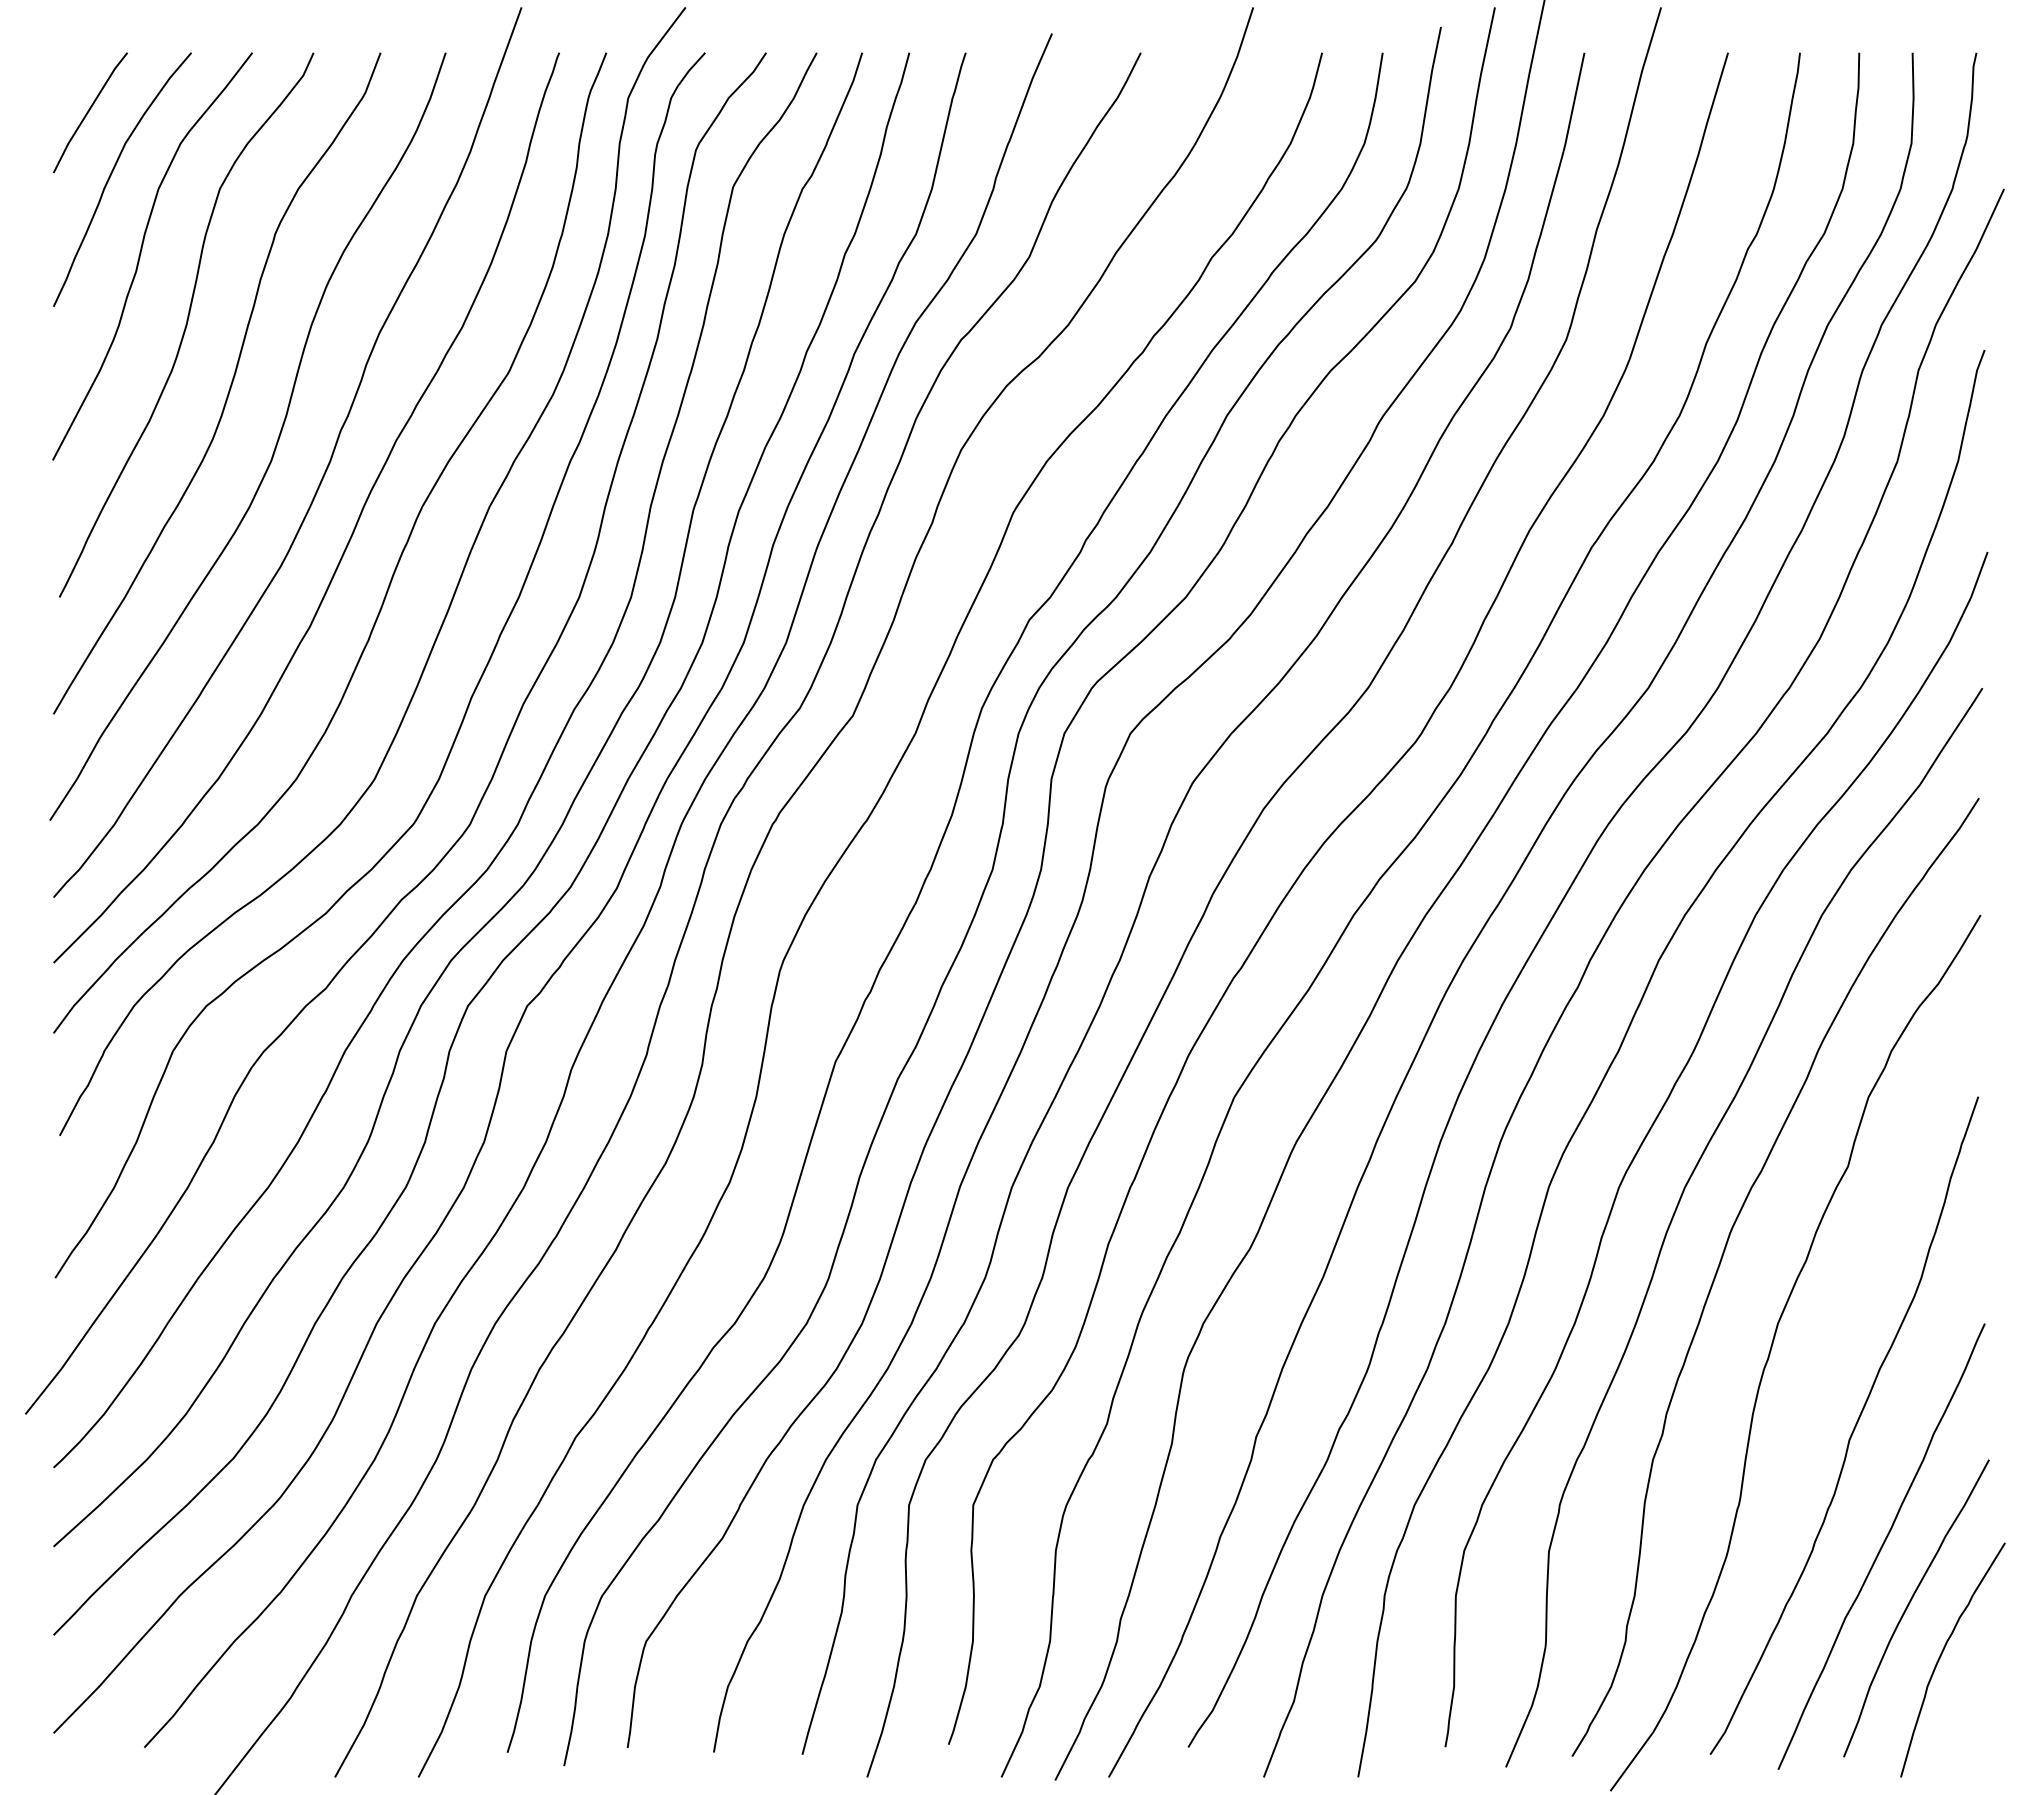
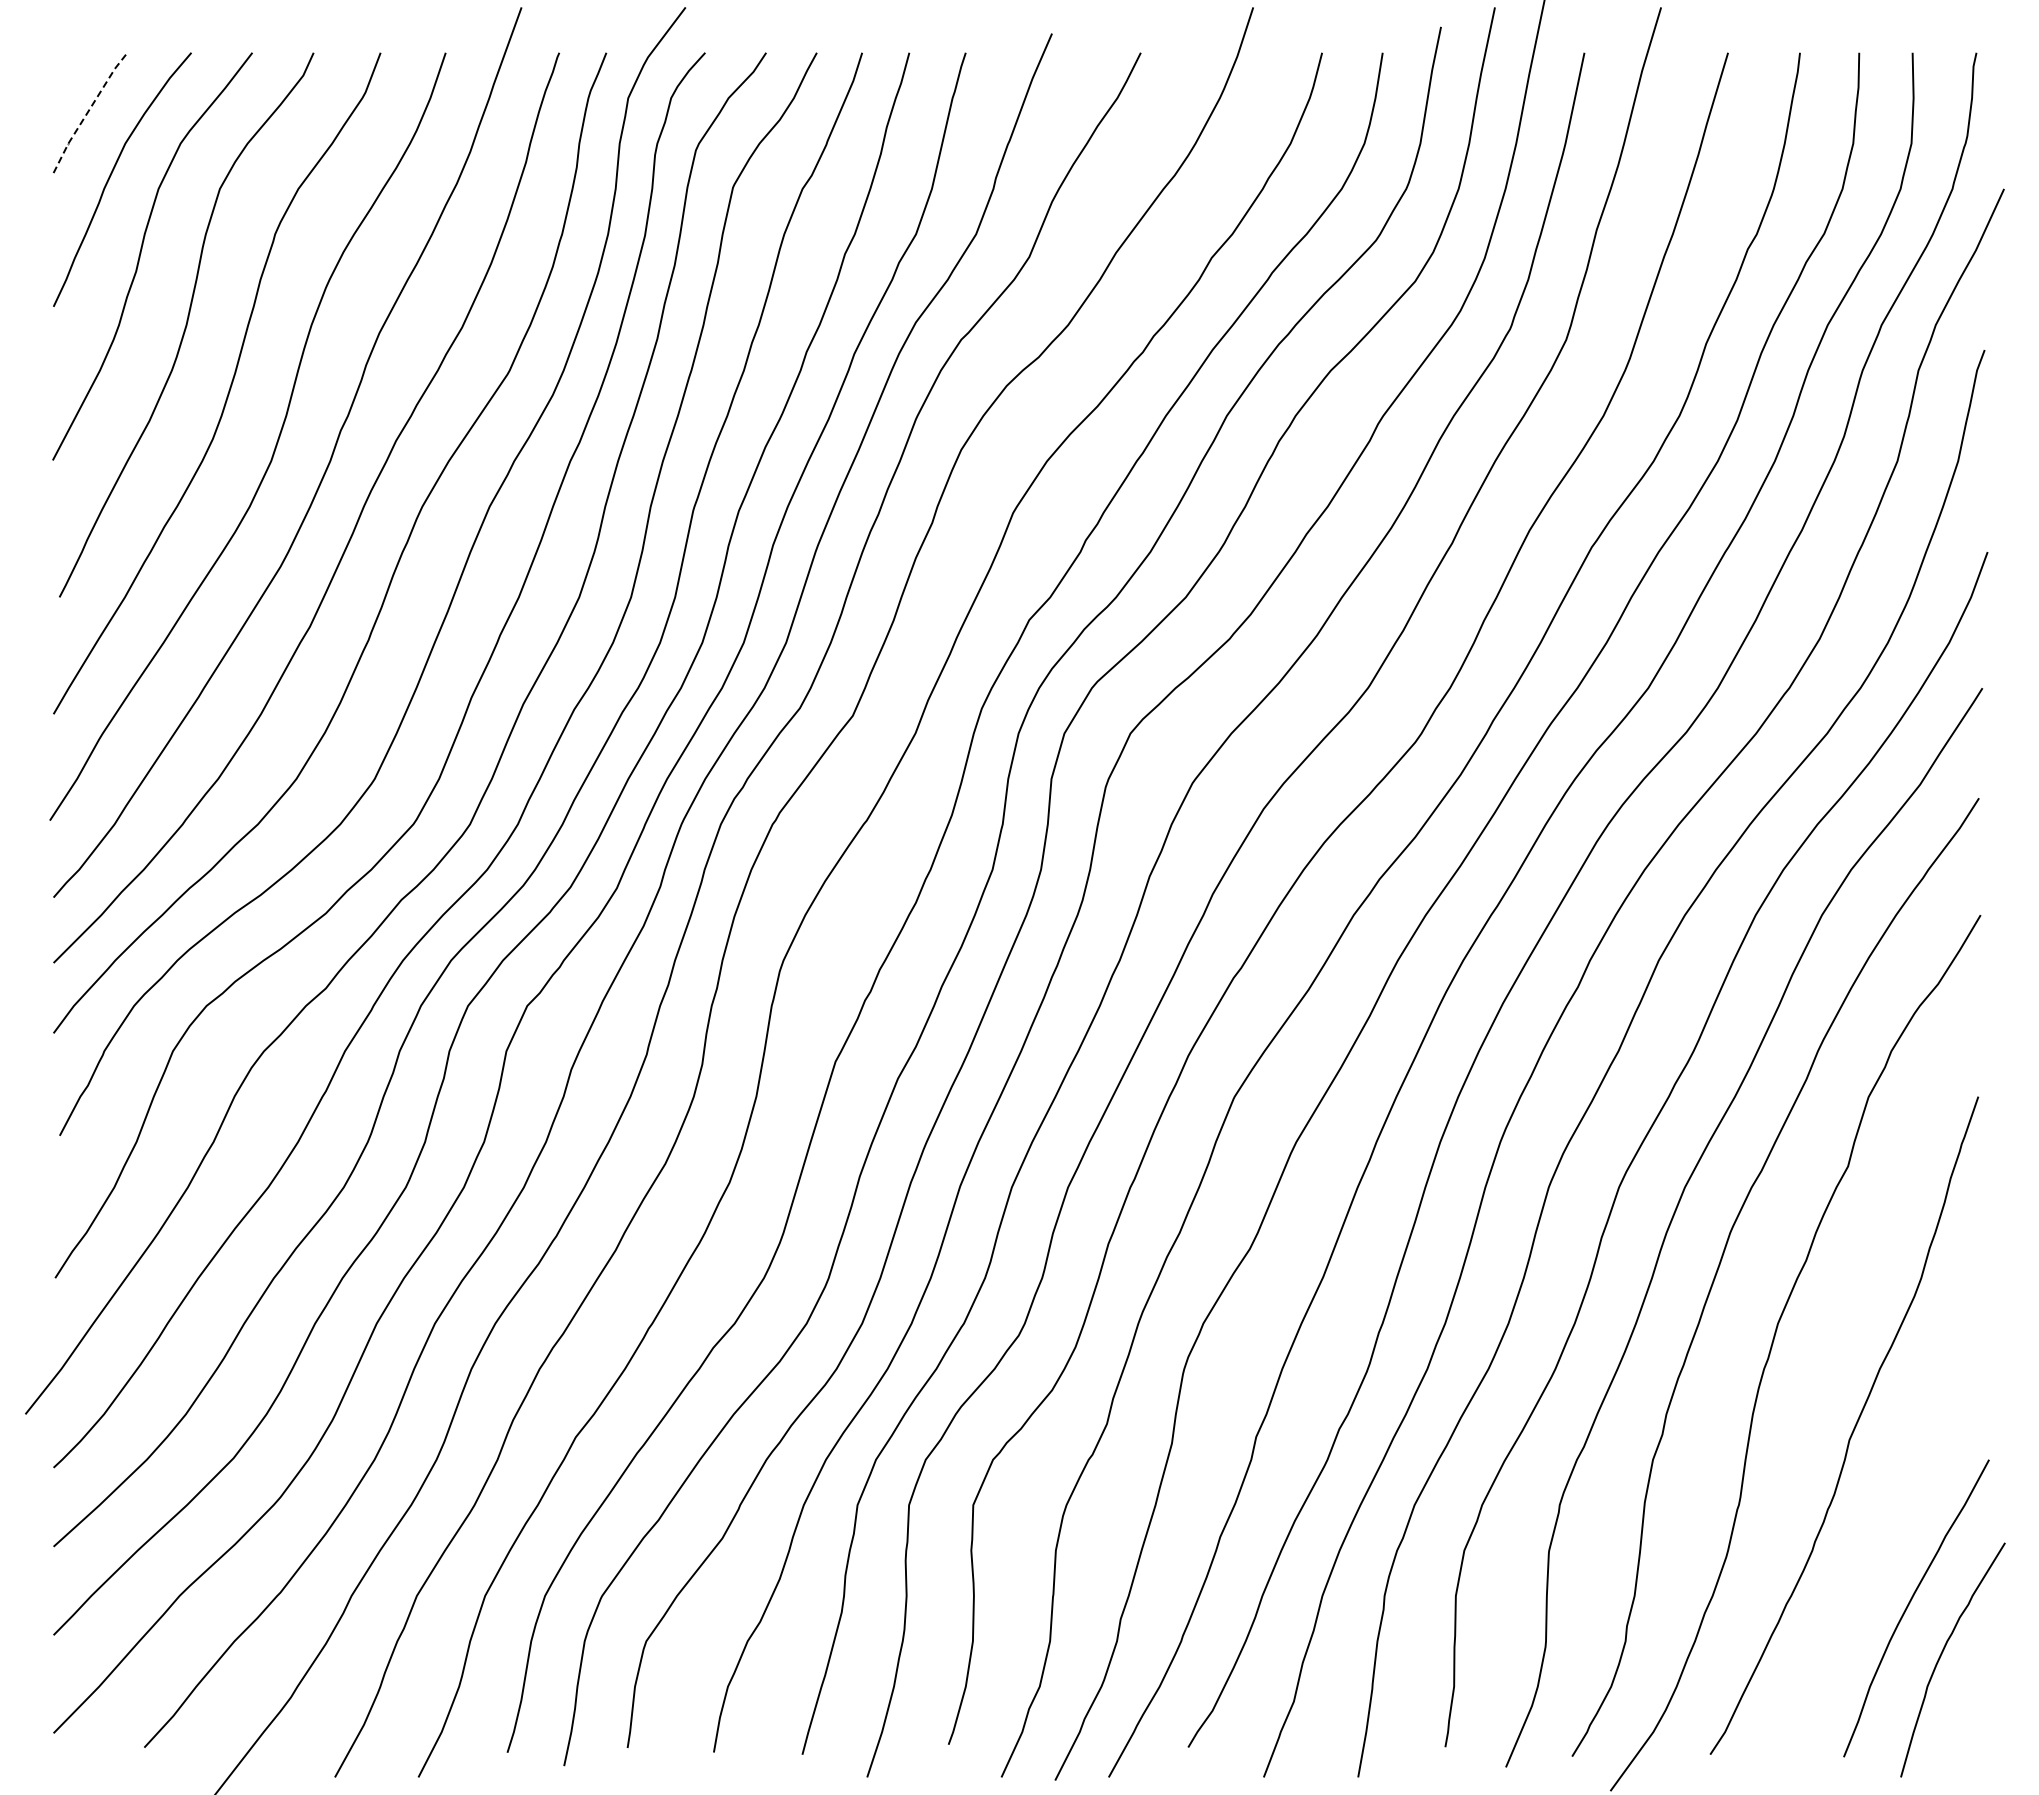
line: solid -> dashed (88, 111)
curve: present -> none (1881, 1546)
